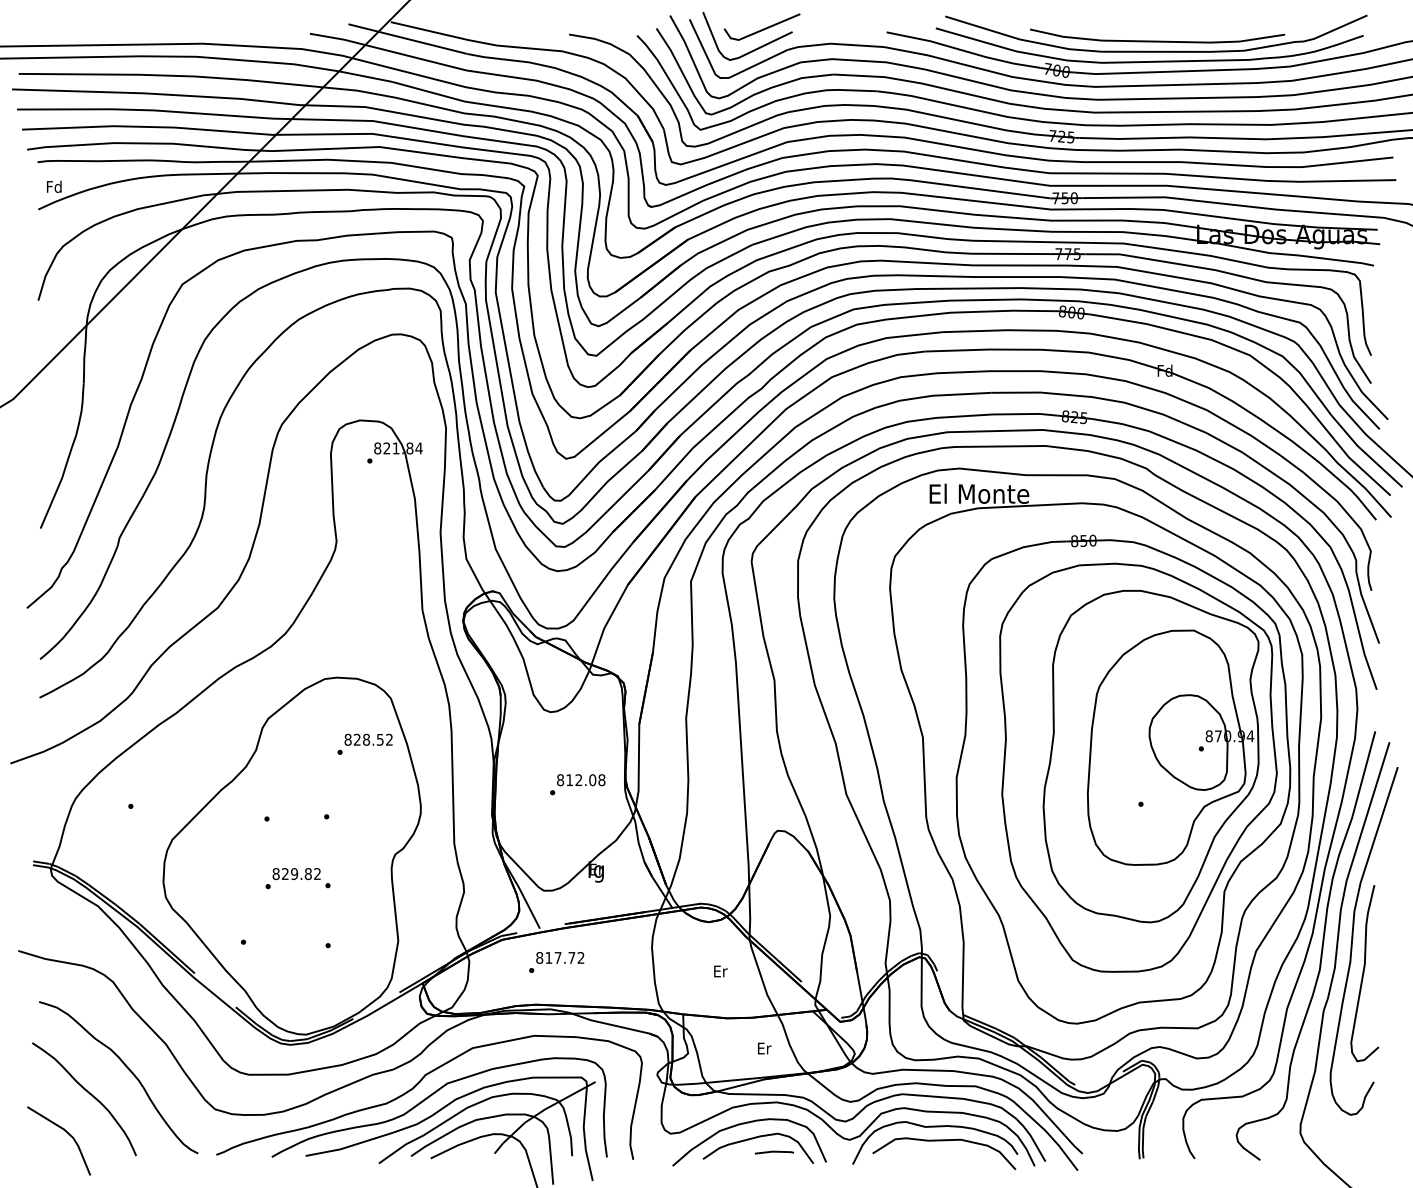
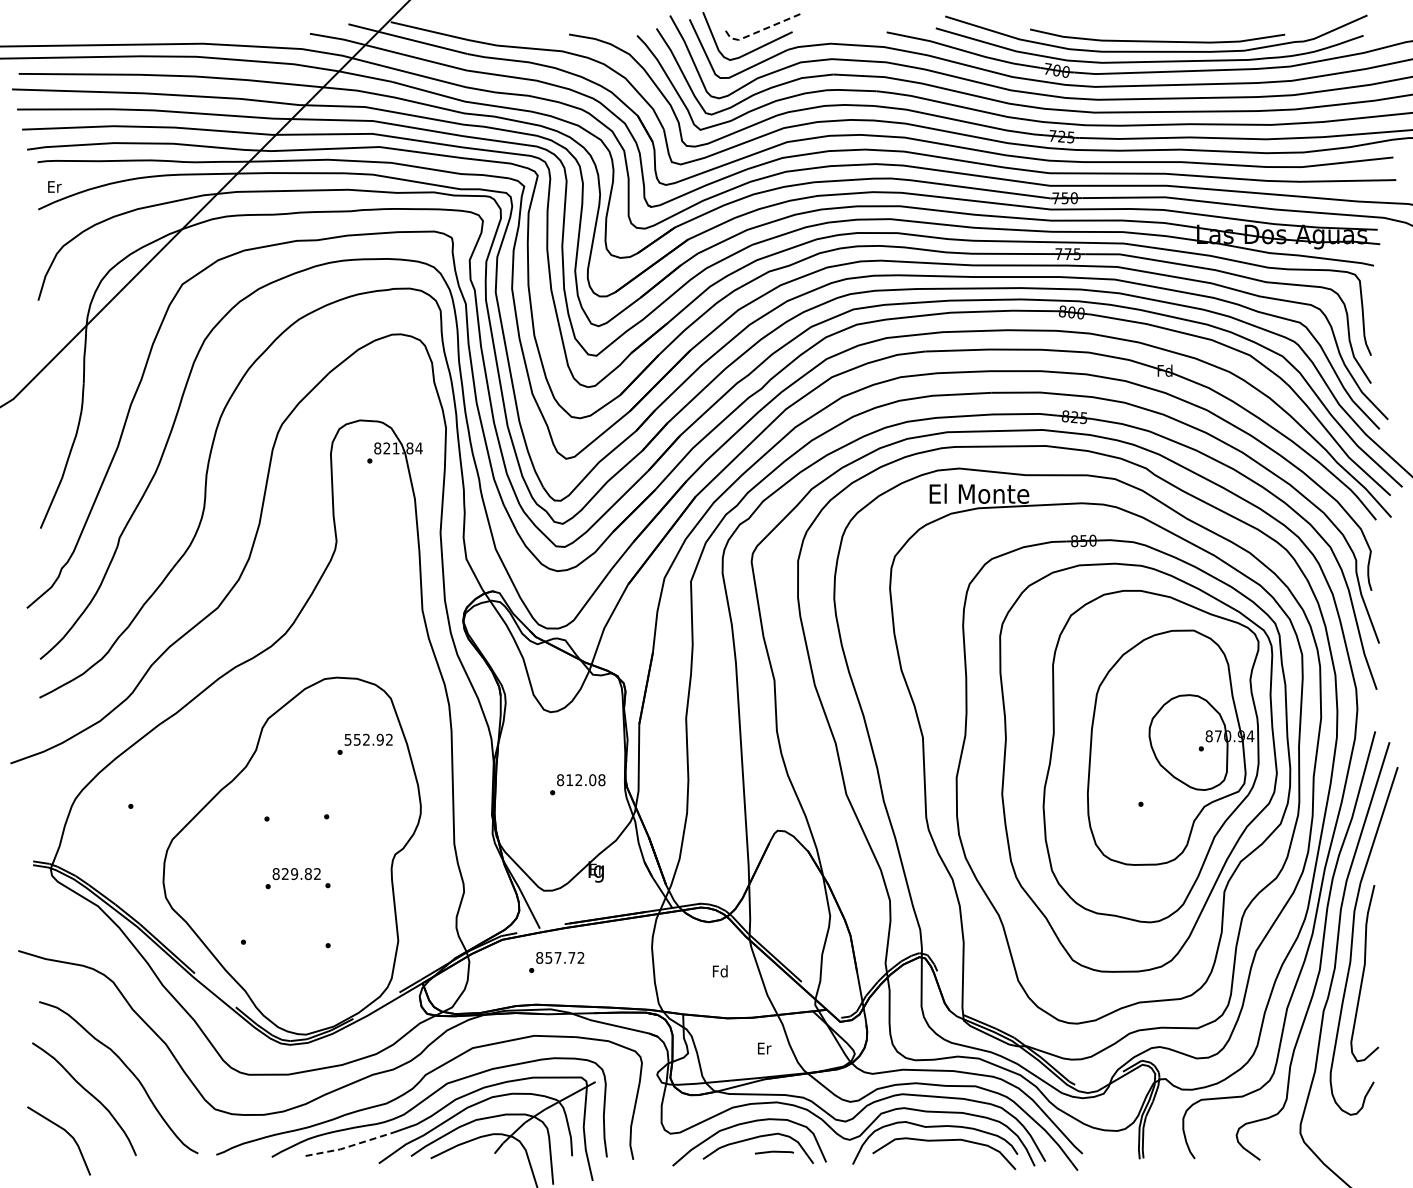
line: solid -> dashed (758, 31)
text: Fd -> Er (54, 186)
text: 828.52 -> 552.92 (363, 739)
text: 817.72 -> 857.72 (548, 957)
text: Er -> Fd (720, 971)
line: solid -> dashed (349, 1146)
